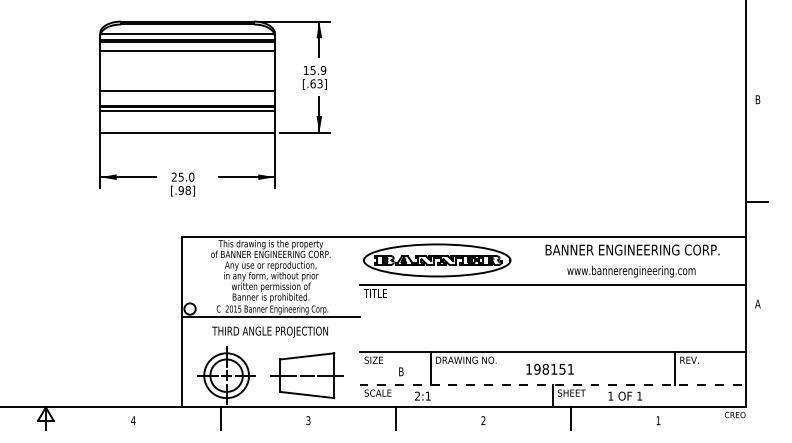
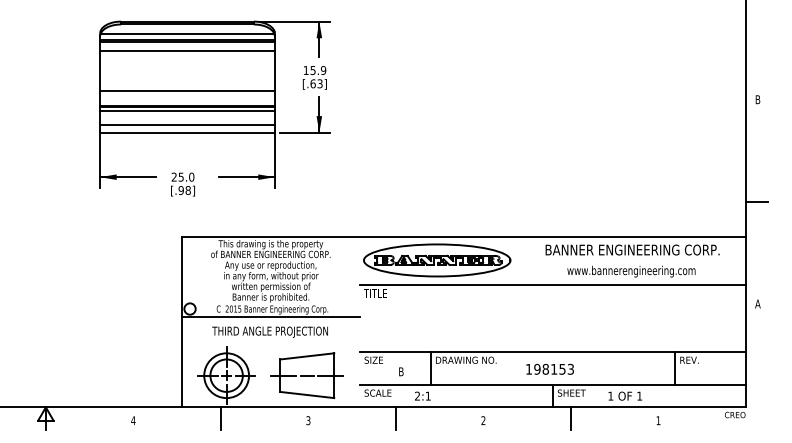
line: none -> present (187, 125)
text: 198151 -> 198153 (570, 368)
line: dashed -> solid (553, 385)
